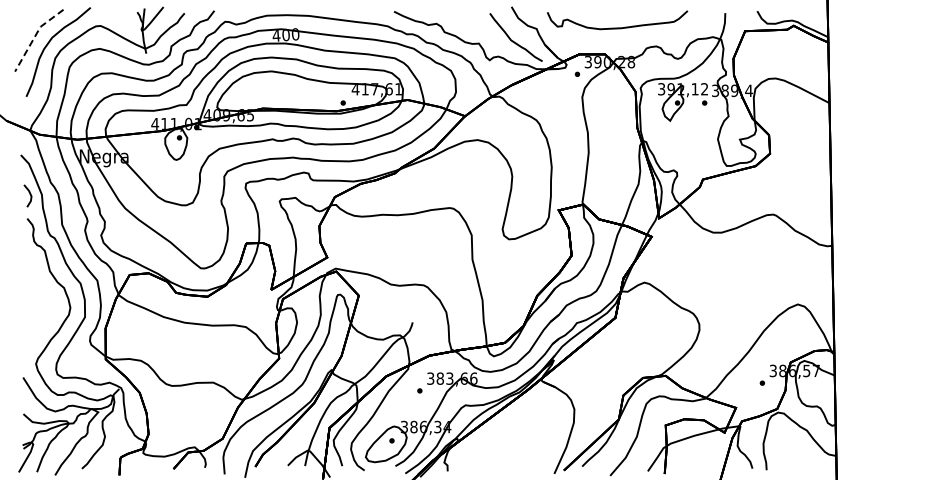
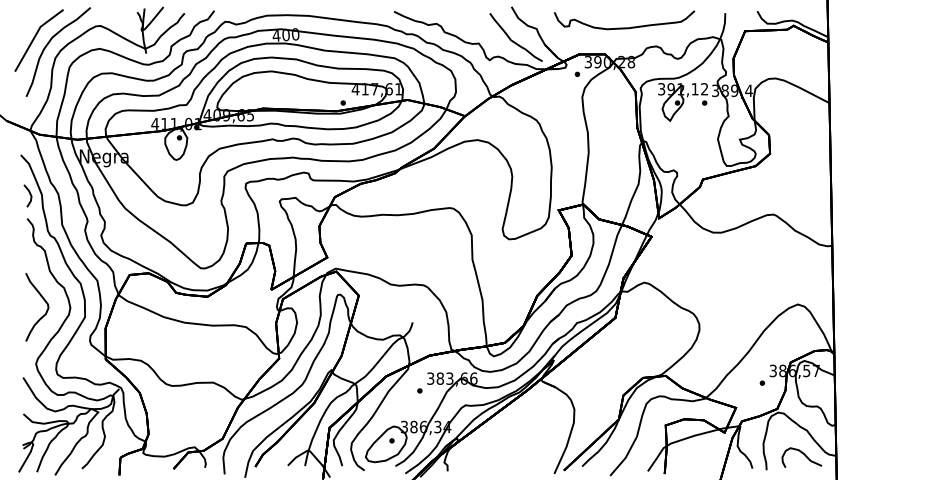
curve position: (617, 27) -> (624, 27) (624, 27)
line: dashed -> solid (35, 36)
curve: none -> present (43, 300)
curve: none -> present (803, 454)
